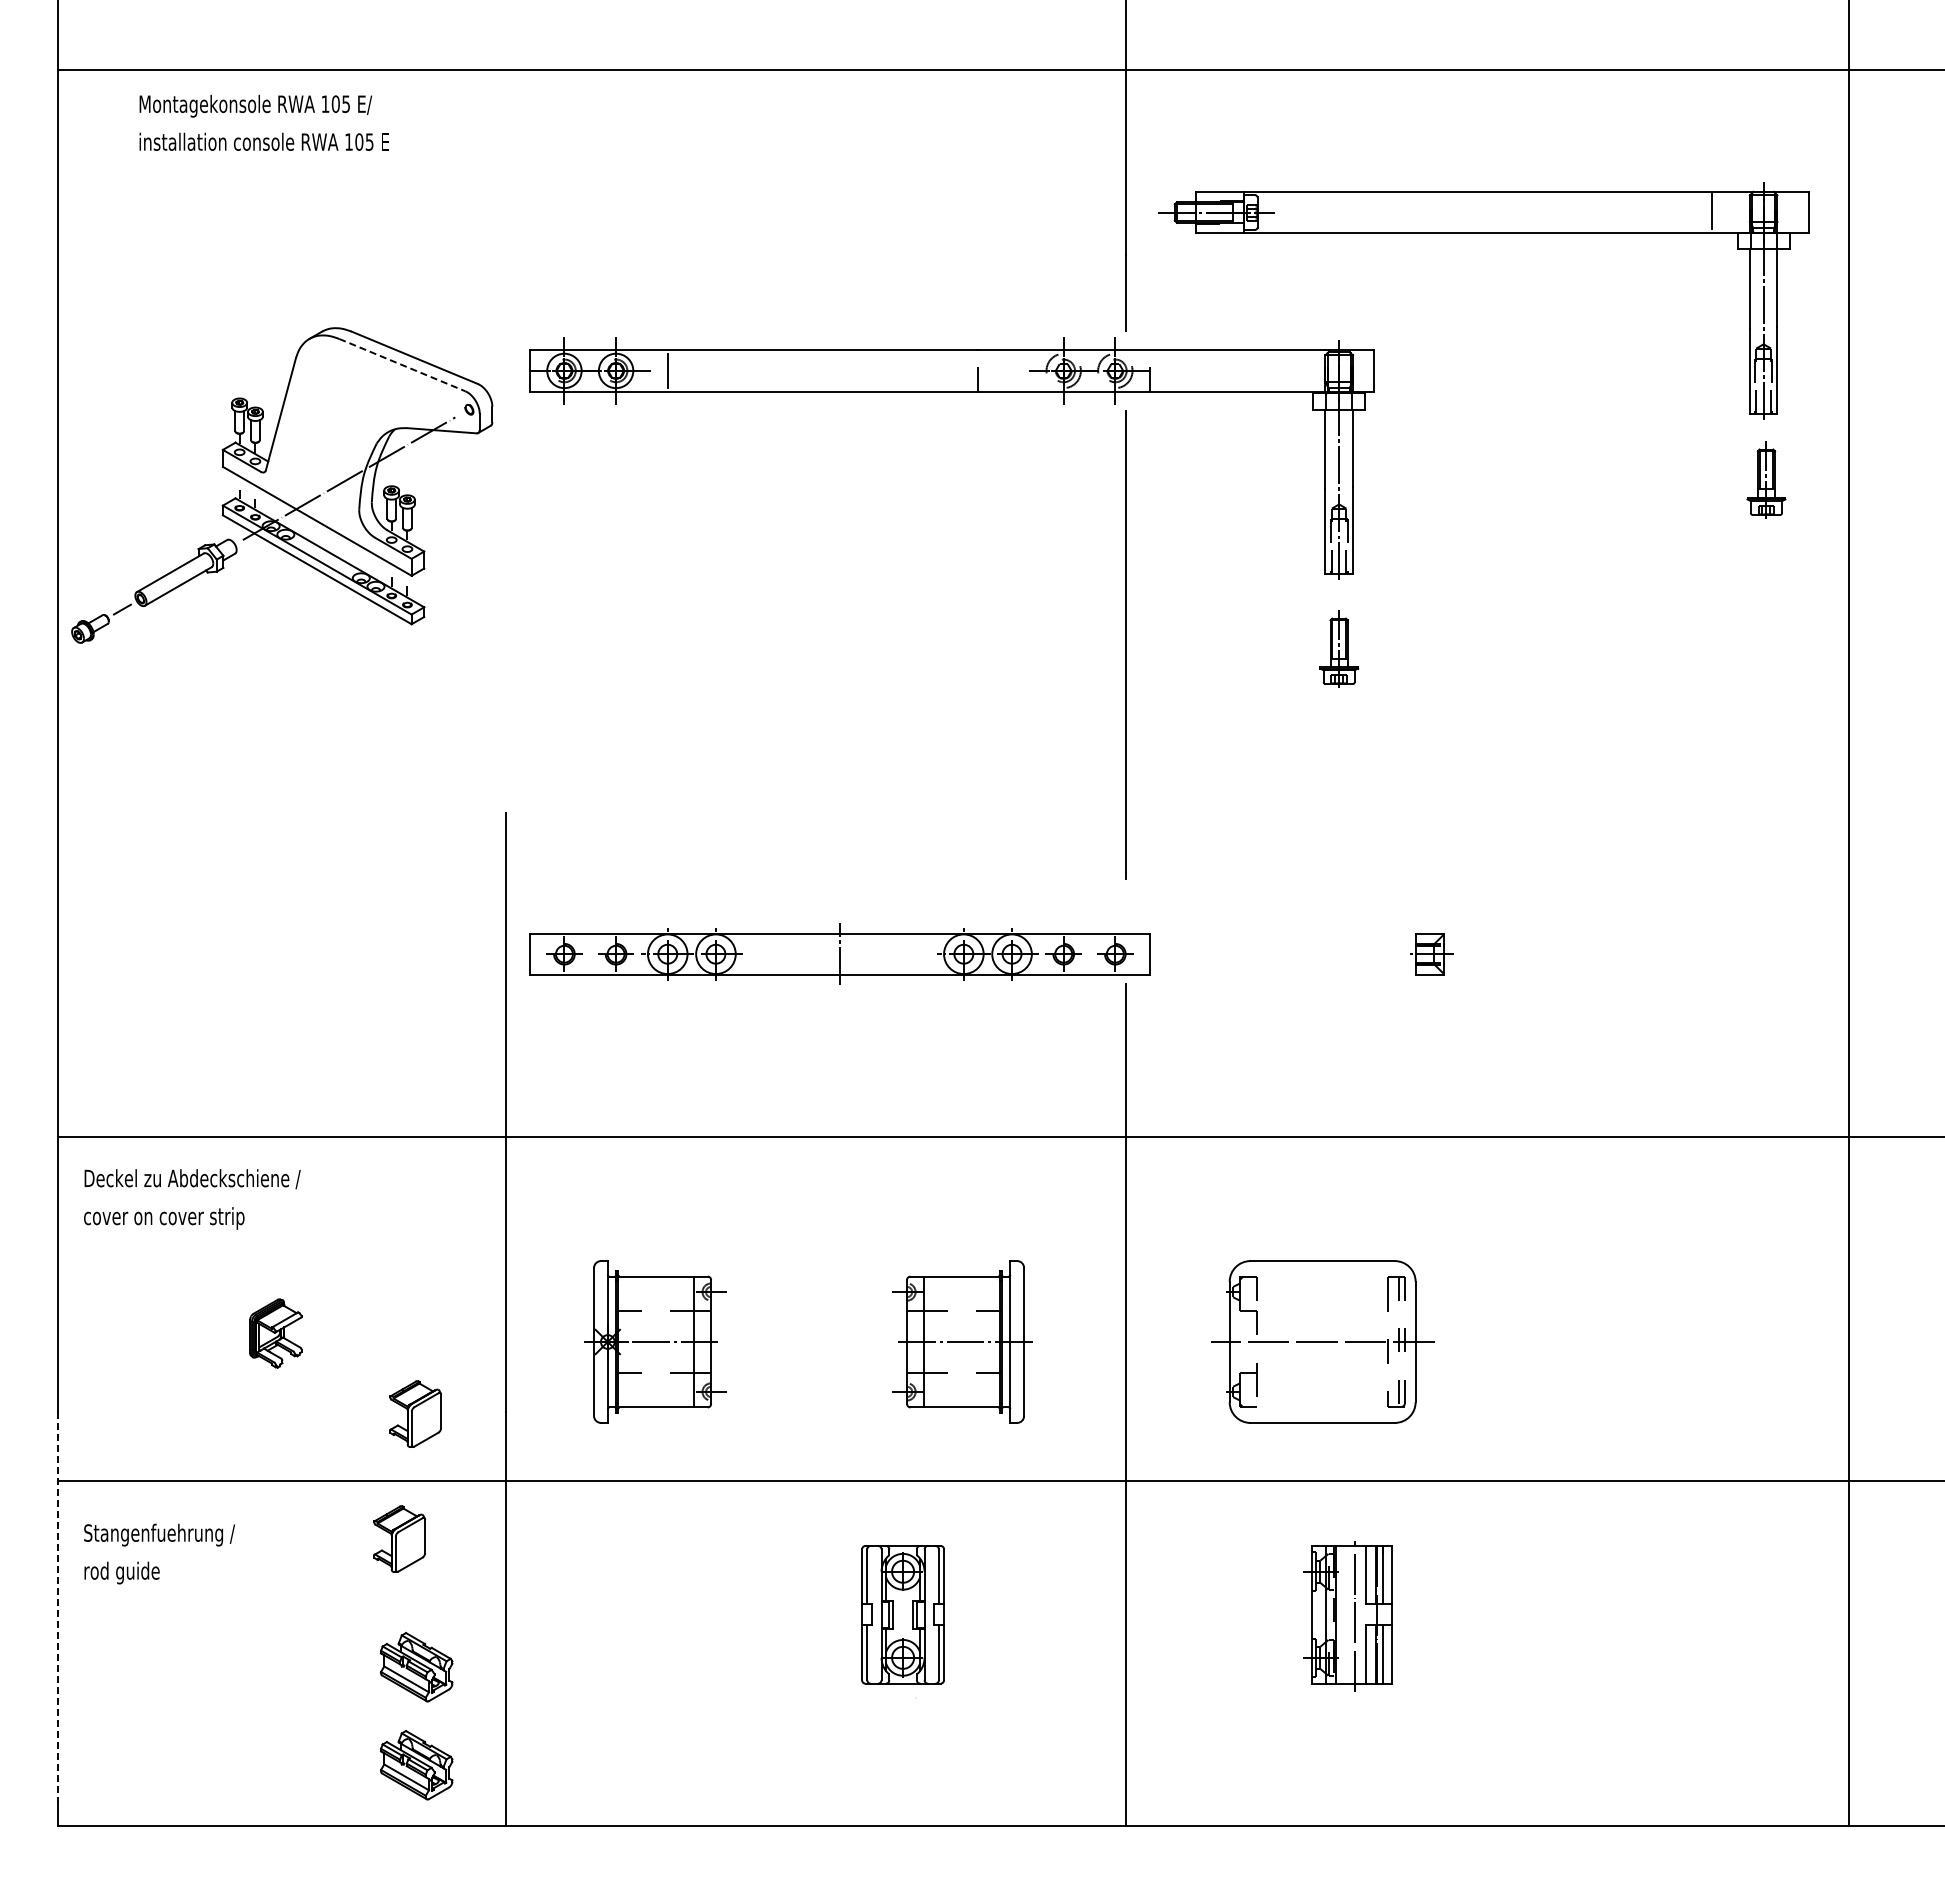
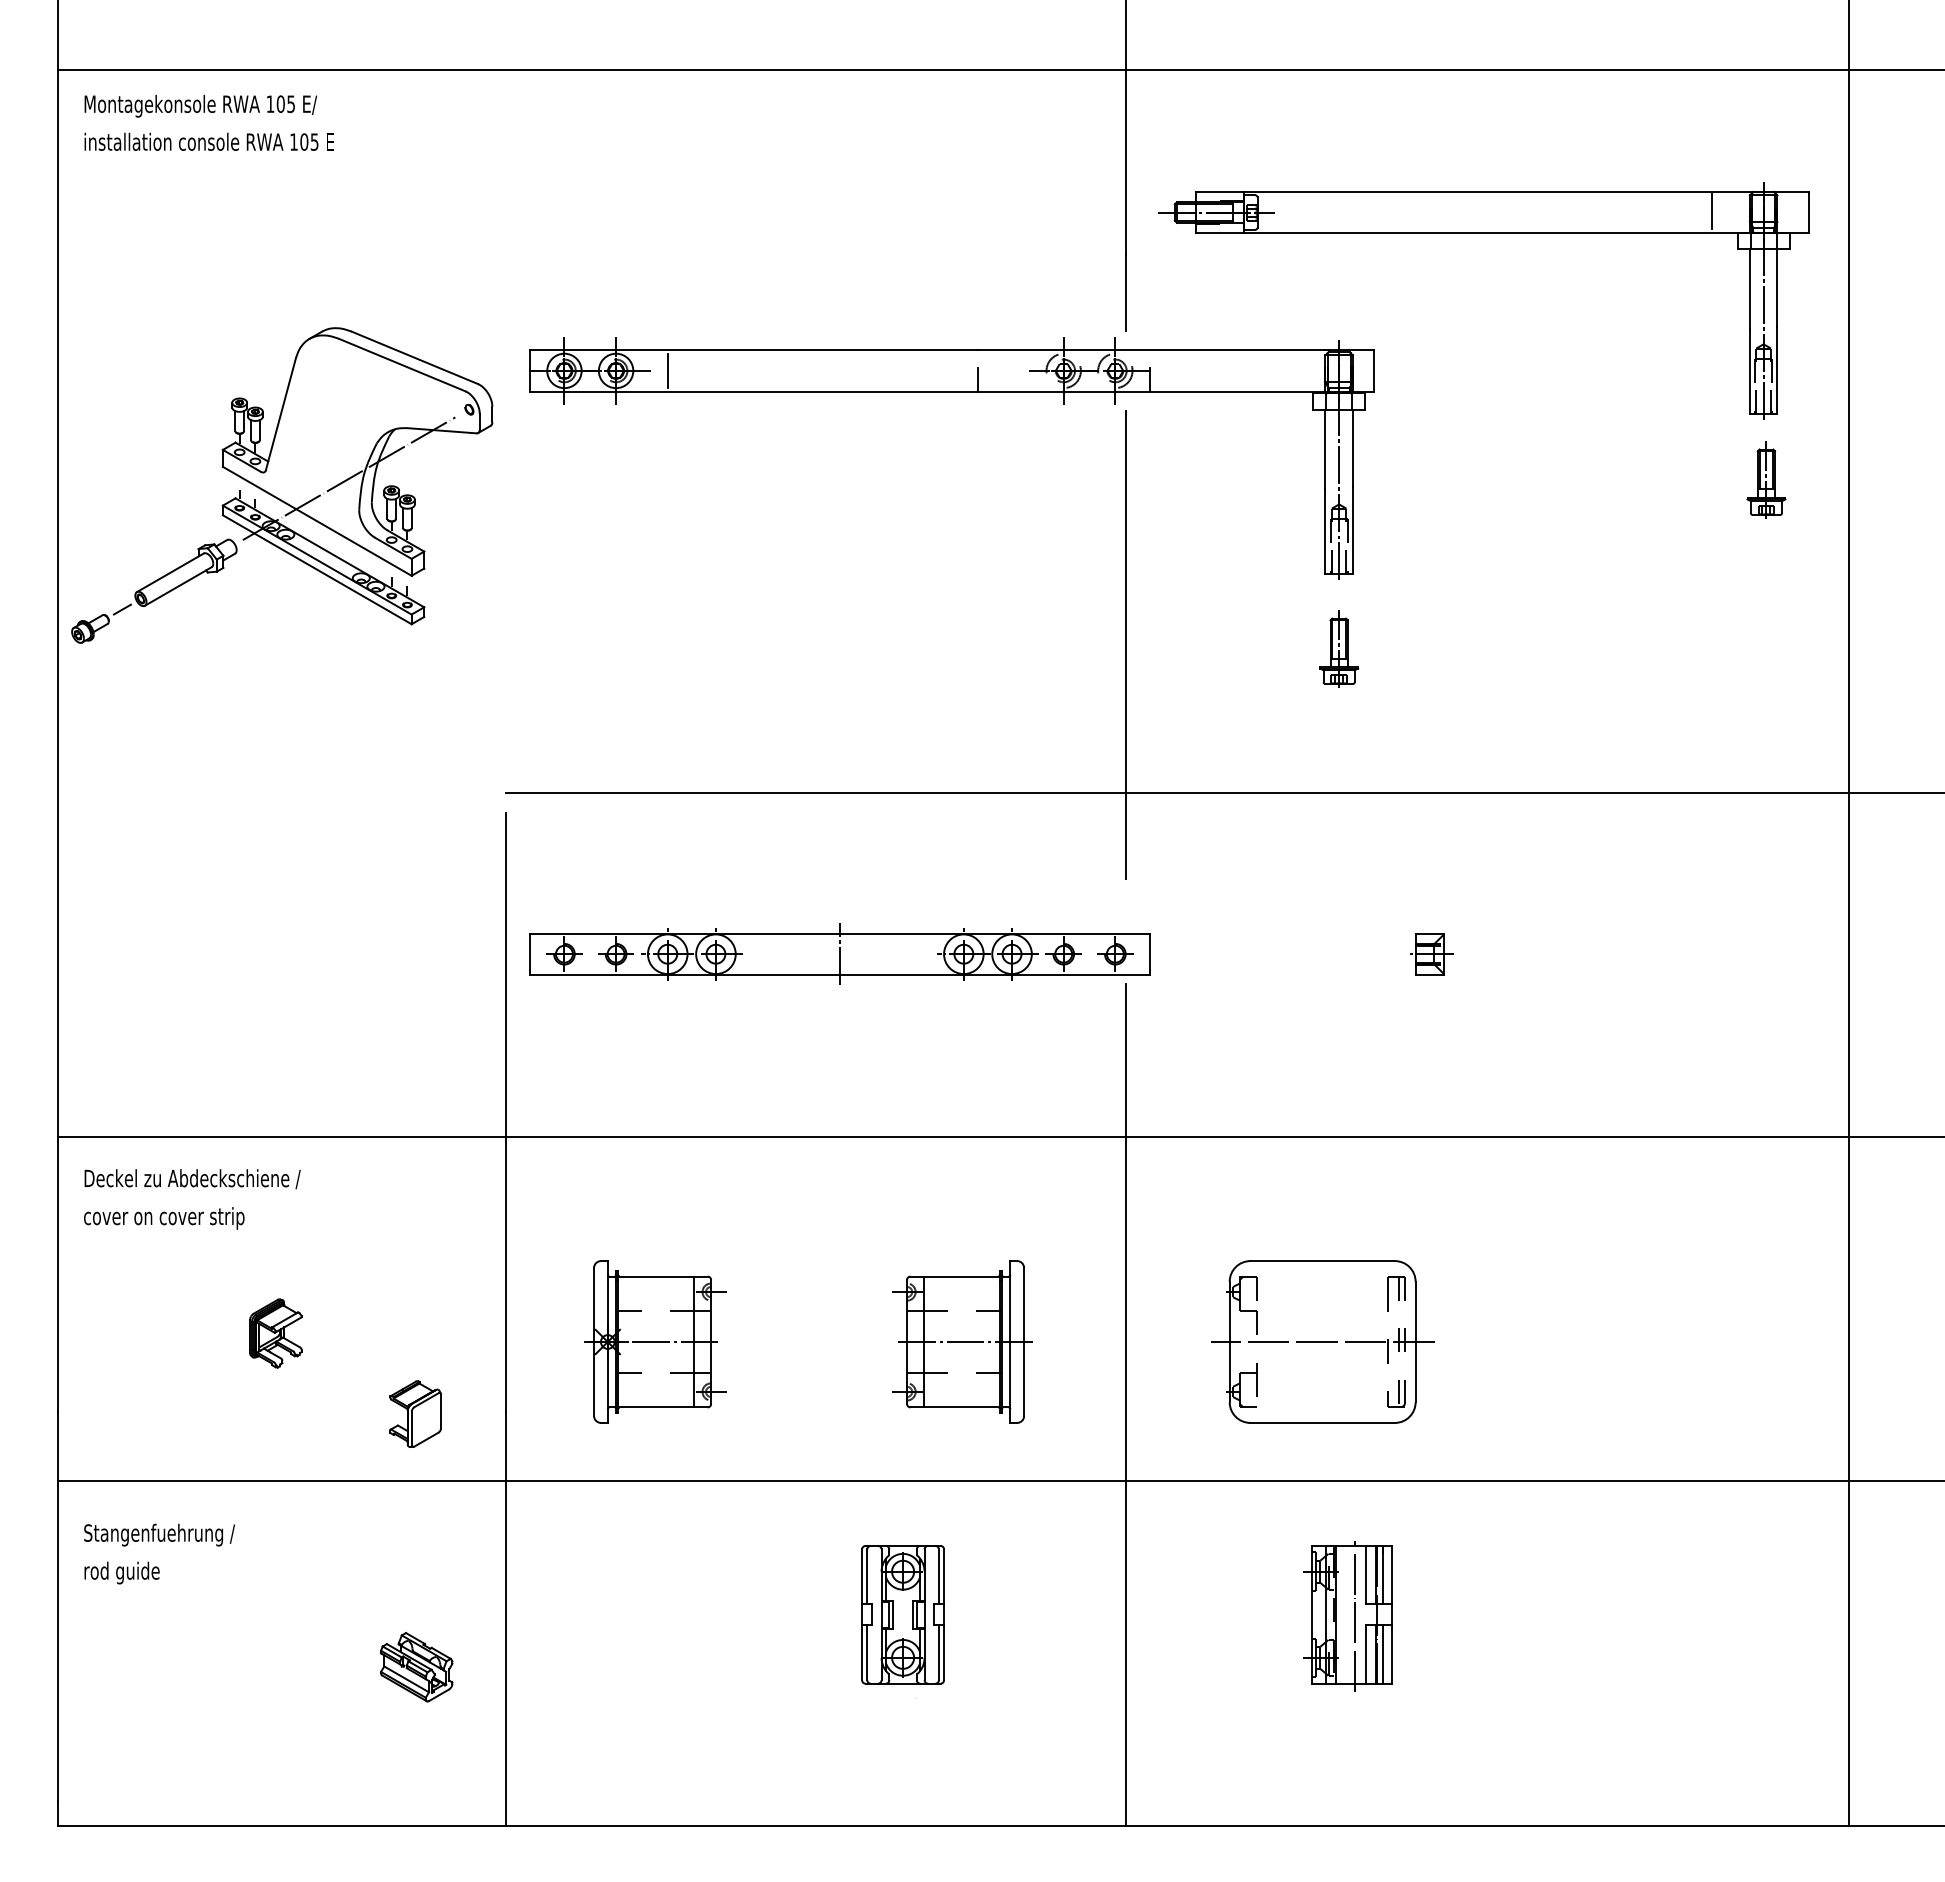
text position: (263, 122) -> (208, 122) (208, 122)
line: dashed -> solid (402, 365)
line: none -> present (1223, 792)
part: present -> none (399, 1538)
line: dashed -> solid (58, 1606)
part: present -> none (416, 1765)
